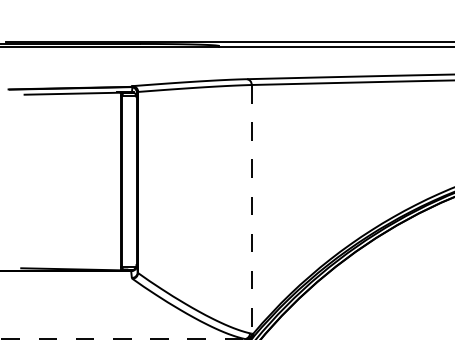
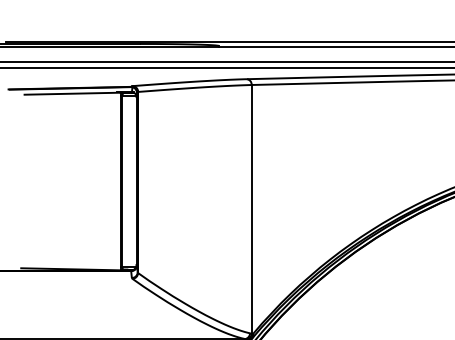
line: none -> present (226, 62)
line: none -> present (226, 67)
line: dashed -> solid (251, 209)
line: dashed -> solid (123, 339)
